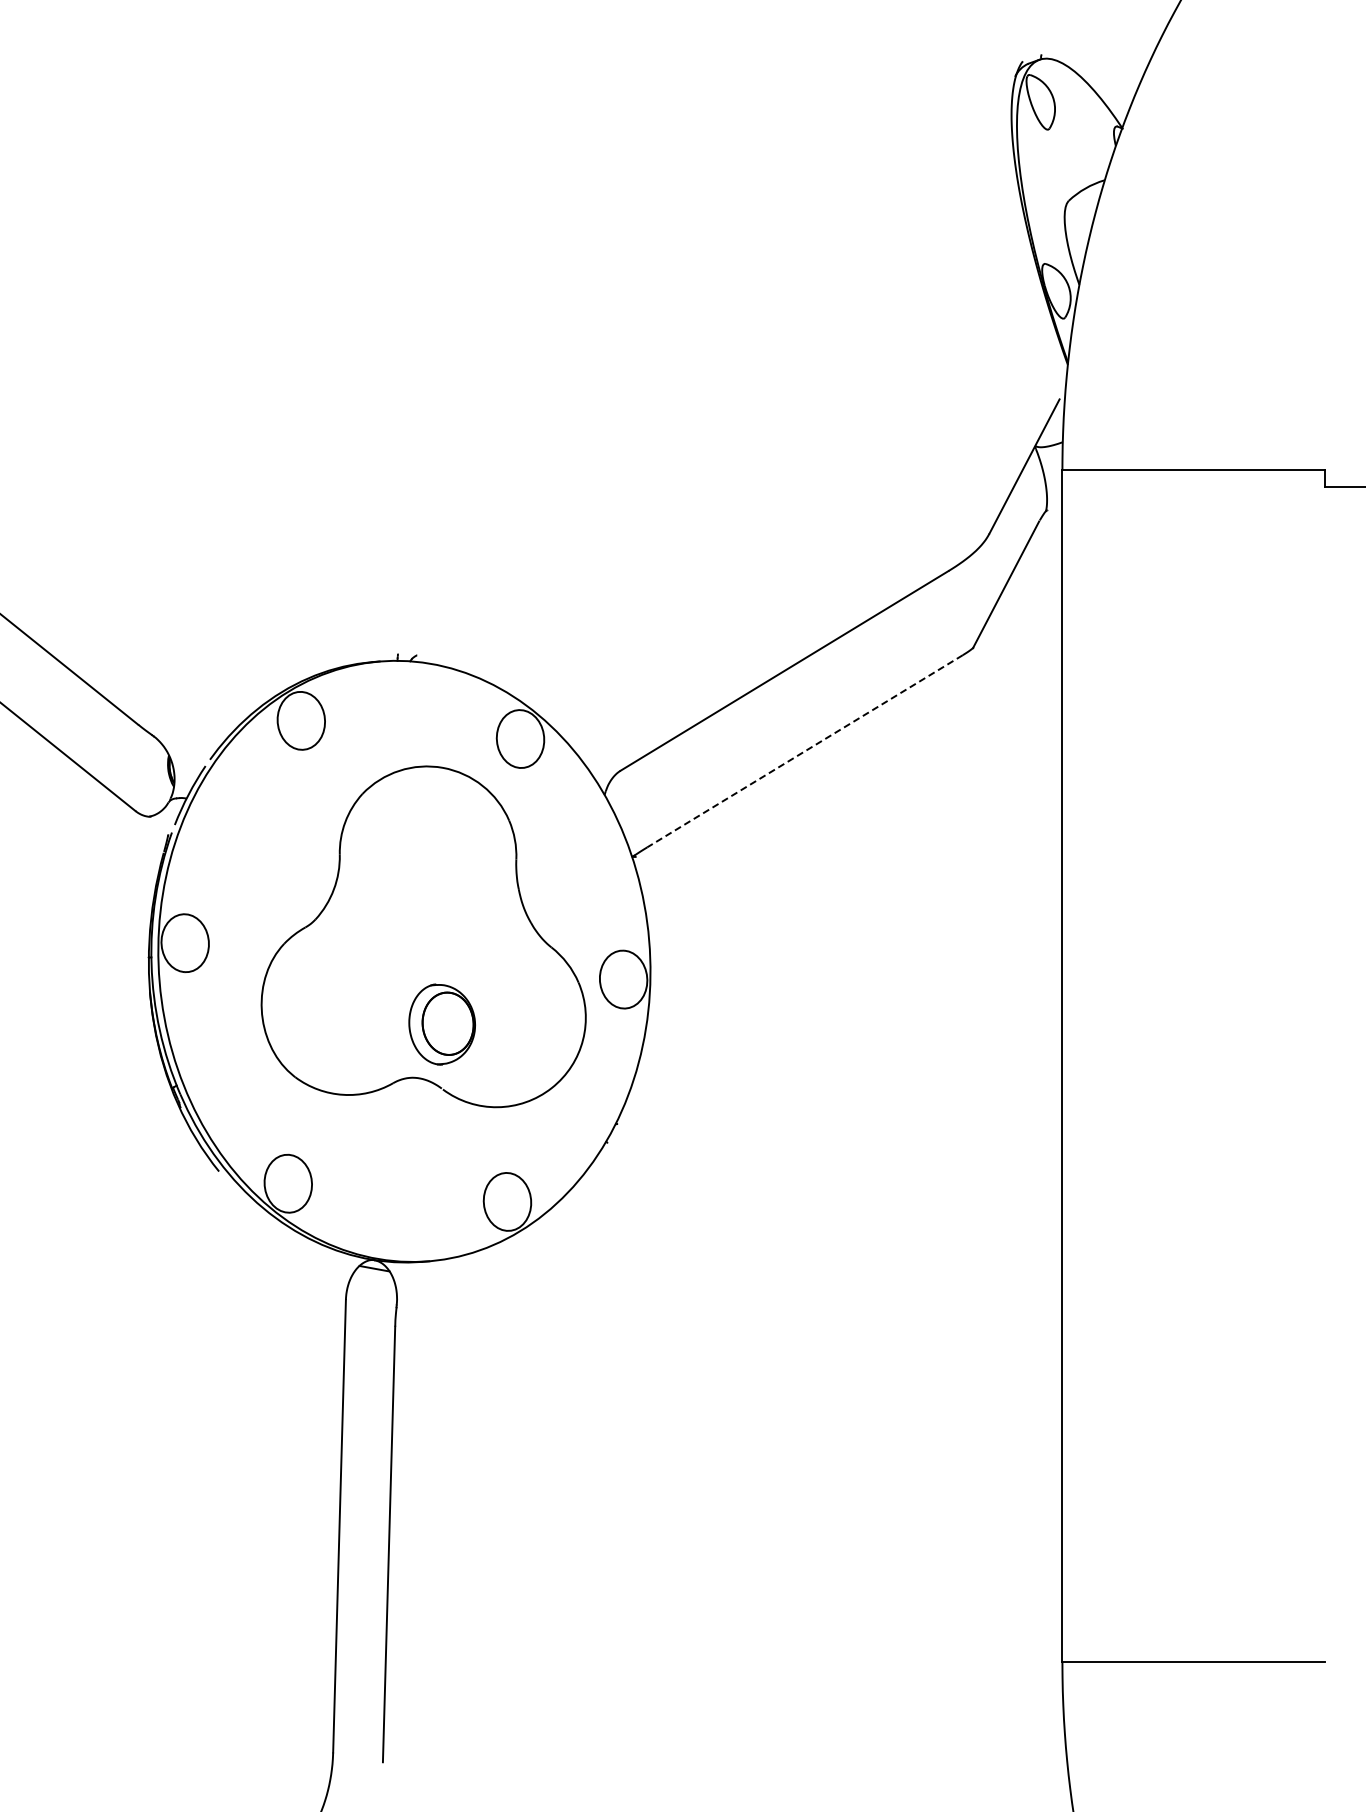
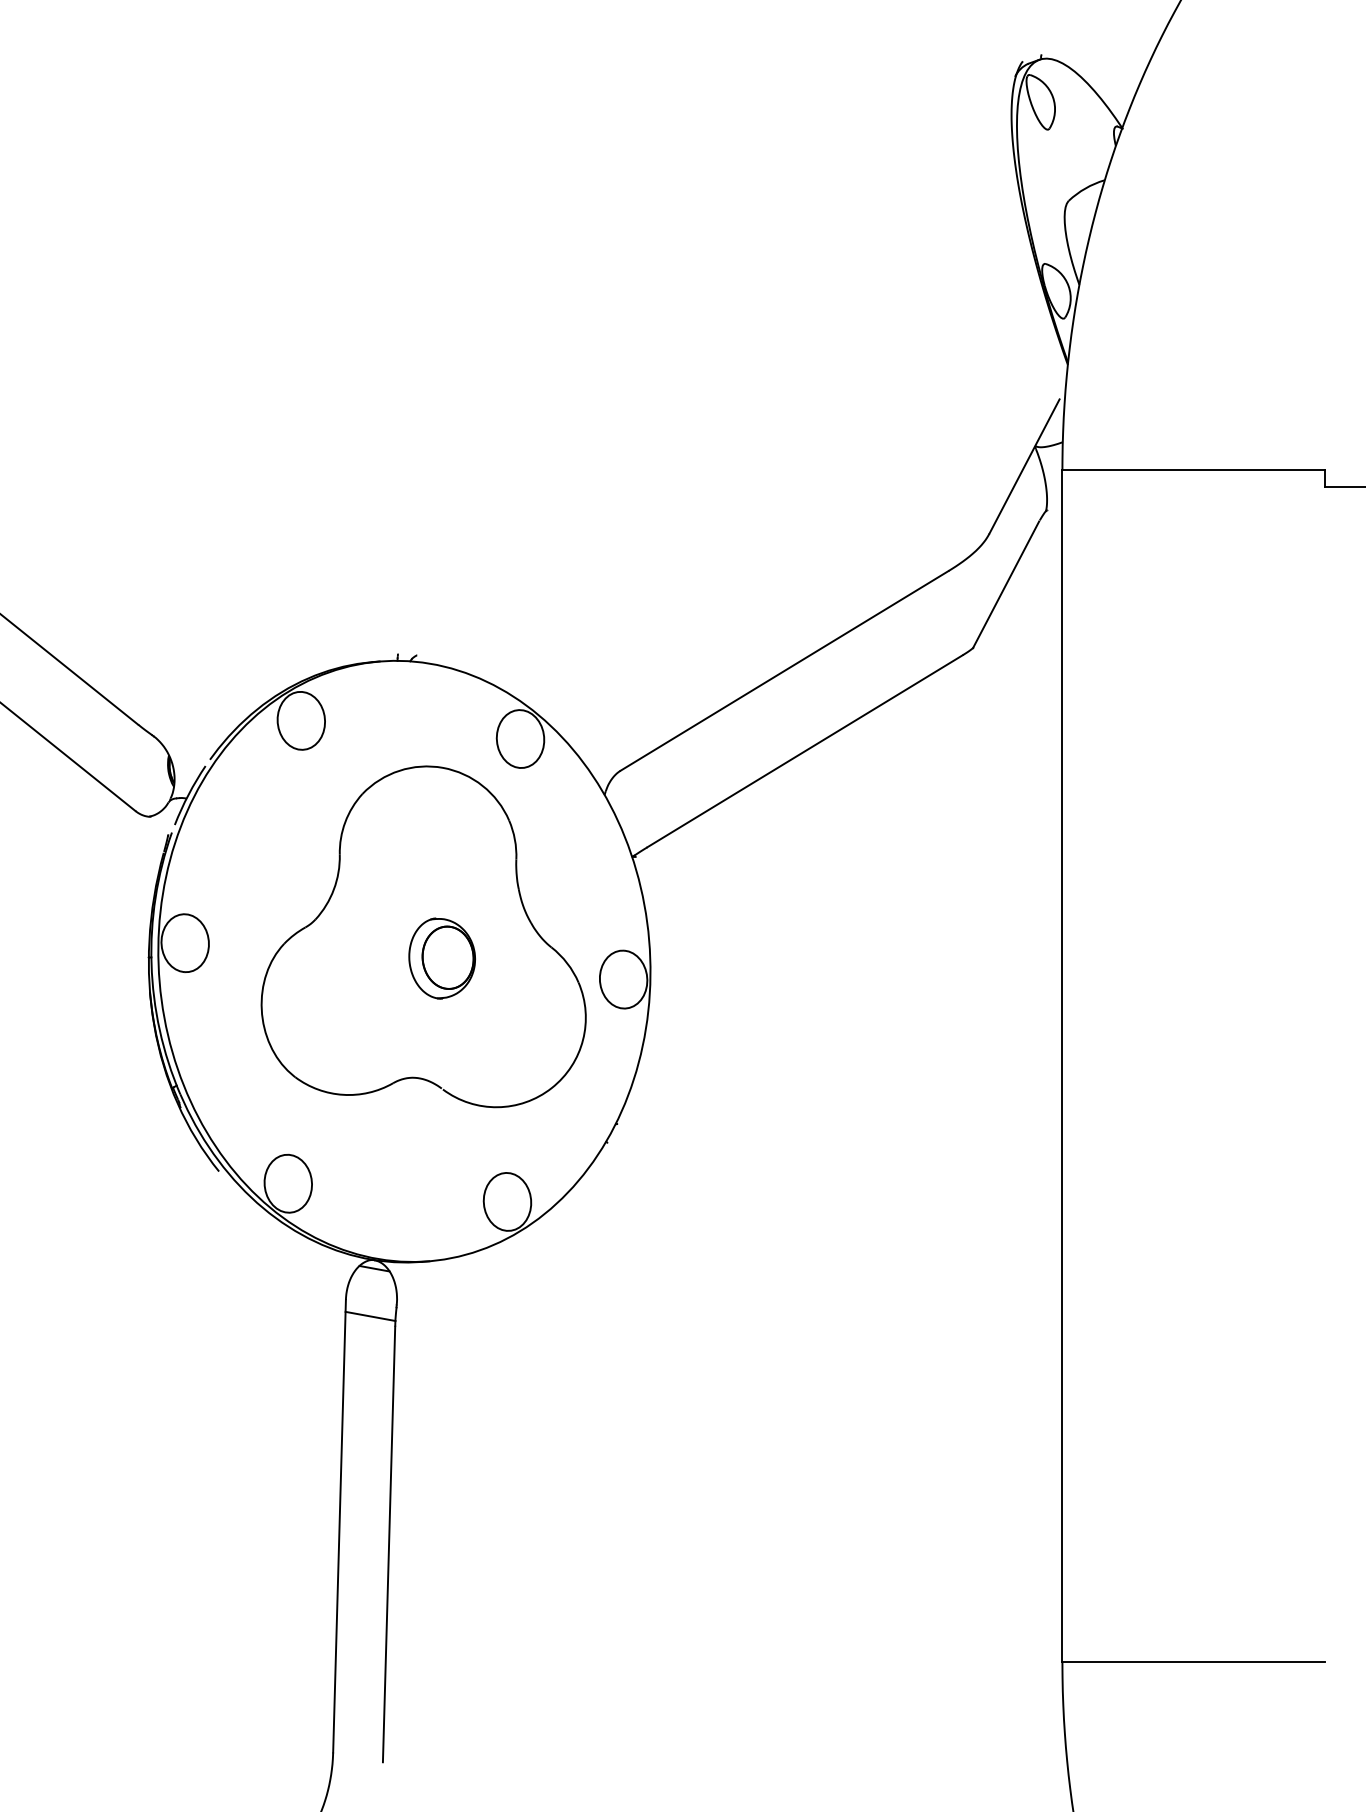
line: dashed -> solid (805, 751)
part position: (441, 1024) -> (441, 958) (441, 958)
line: none -> present (370, 1316)
